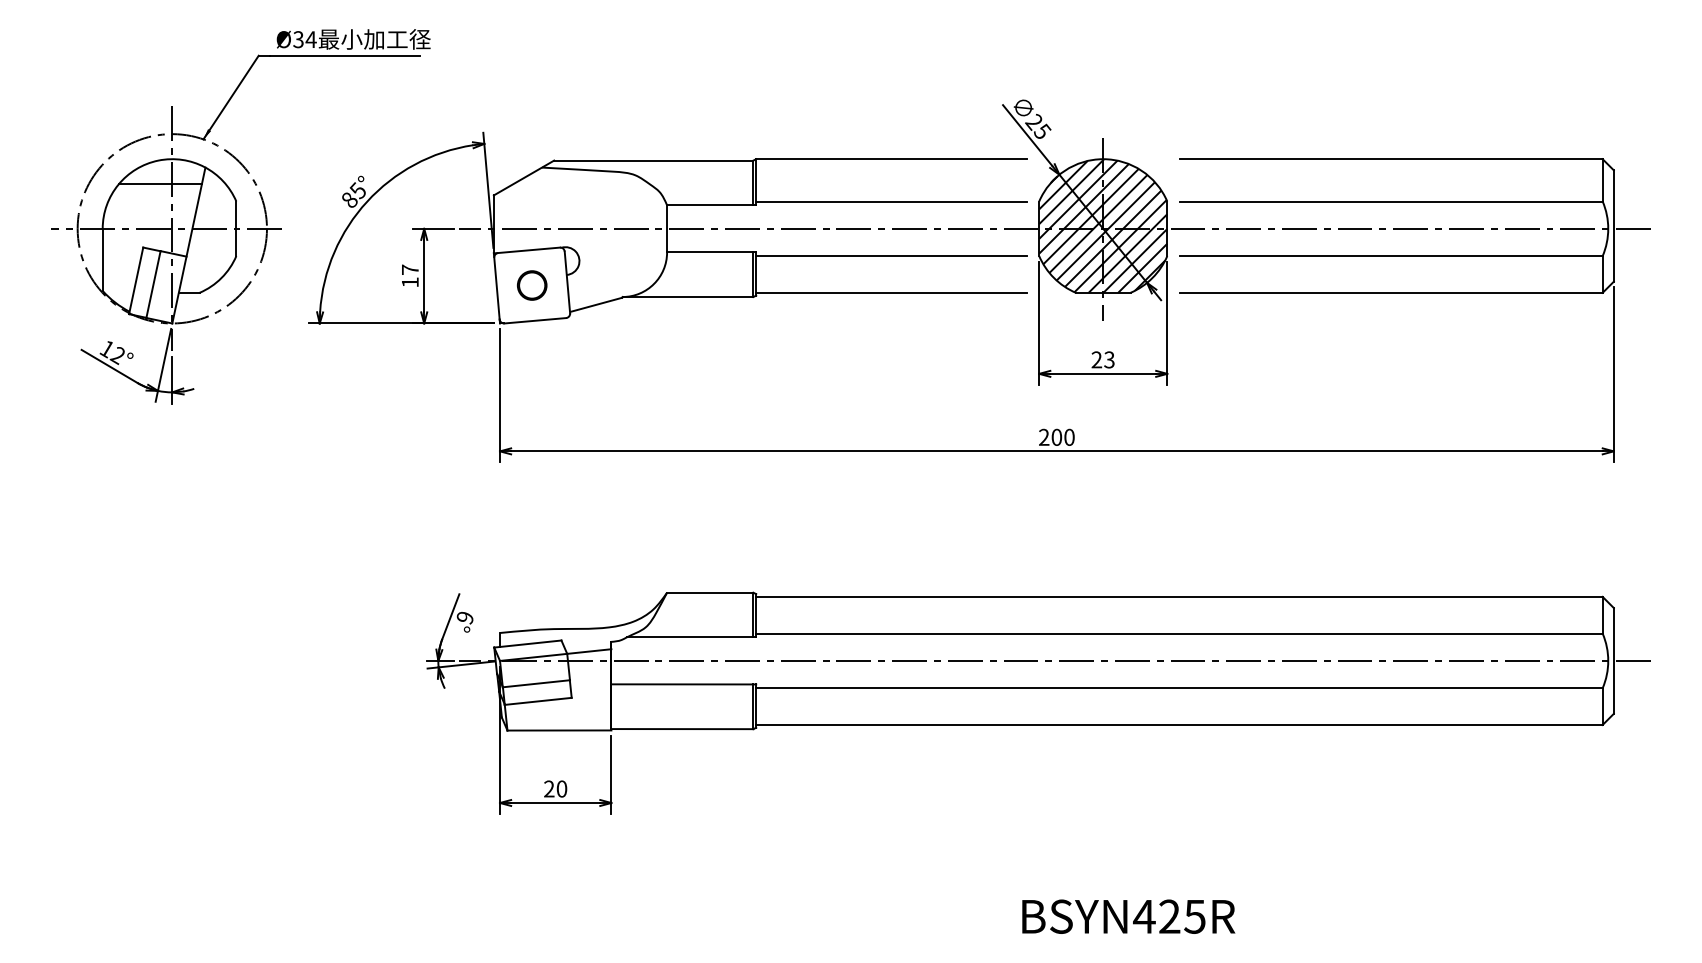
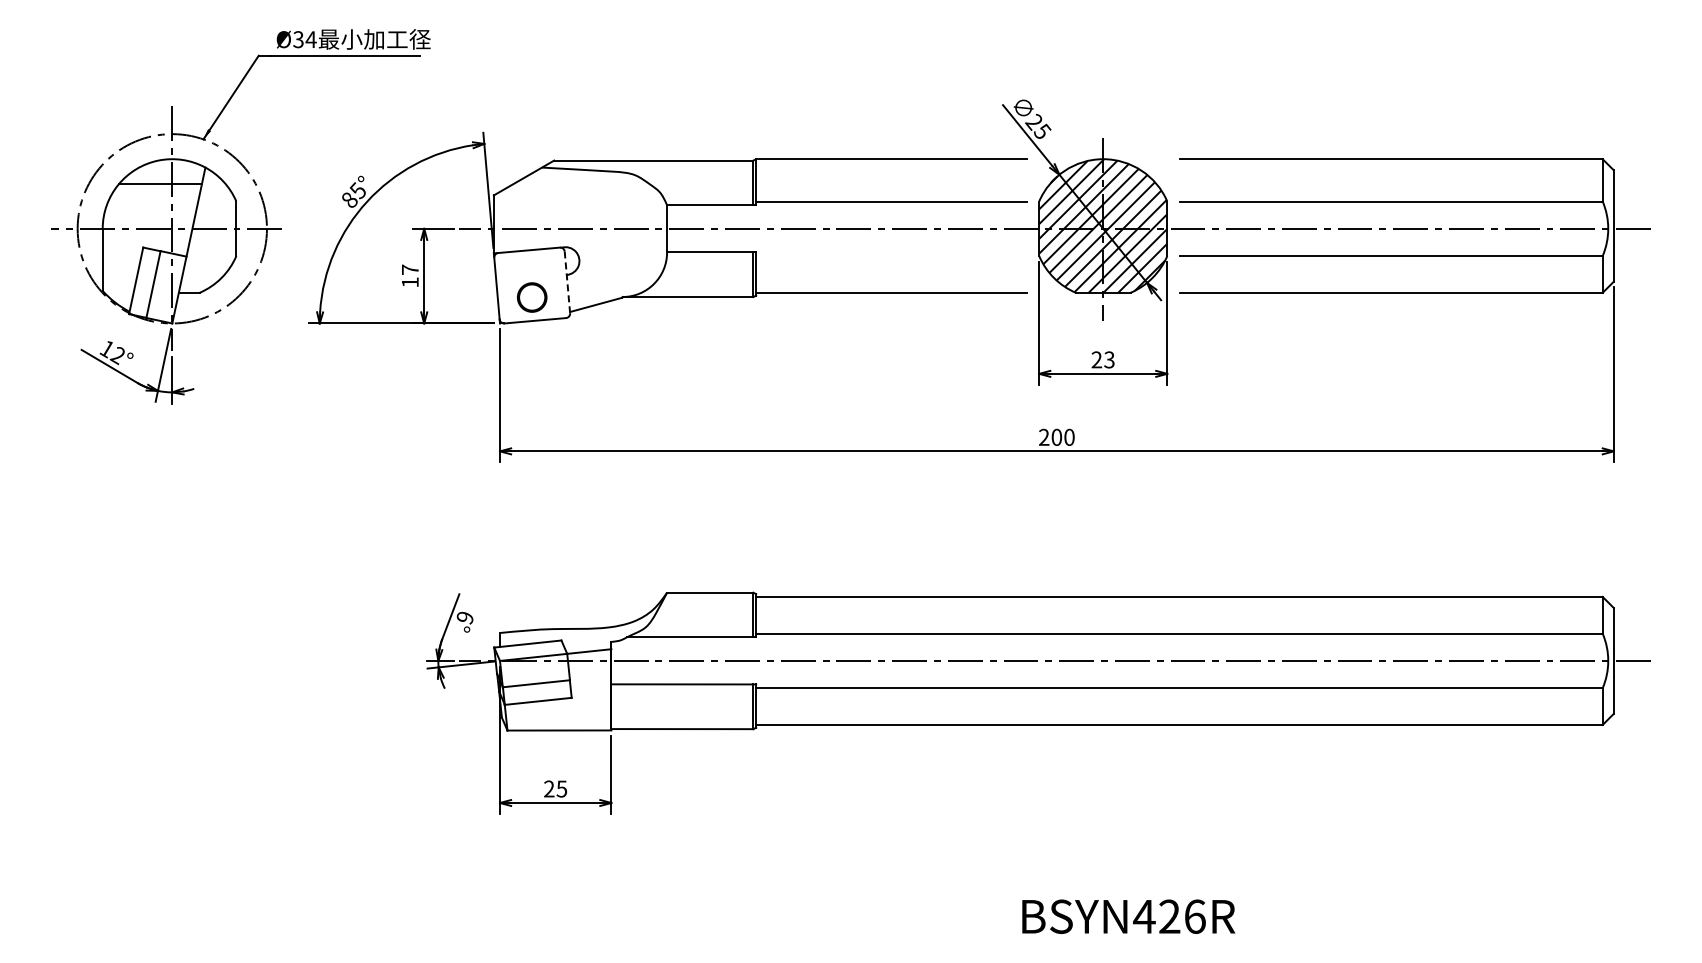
line: present -> none (891, 256)
line: solid -> dashed (567, 282)
circle position: (532, 285) -> (532, 297) (532, 297)
text: 20 -> 25 (561, 788)
text: BSYN425R -> BSYN426R (1194, 916)
